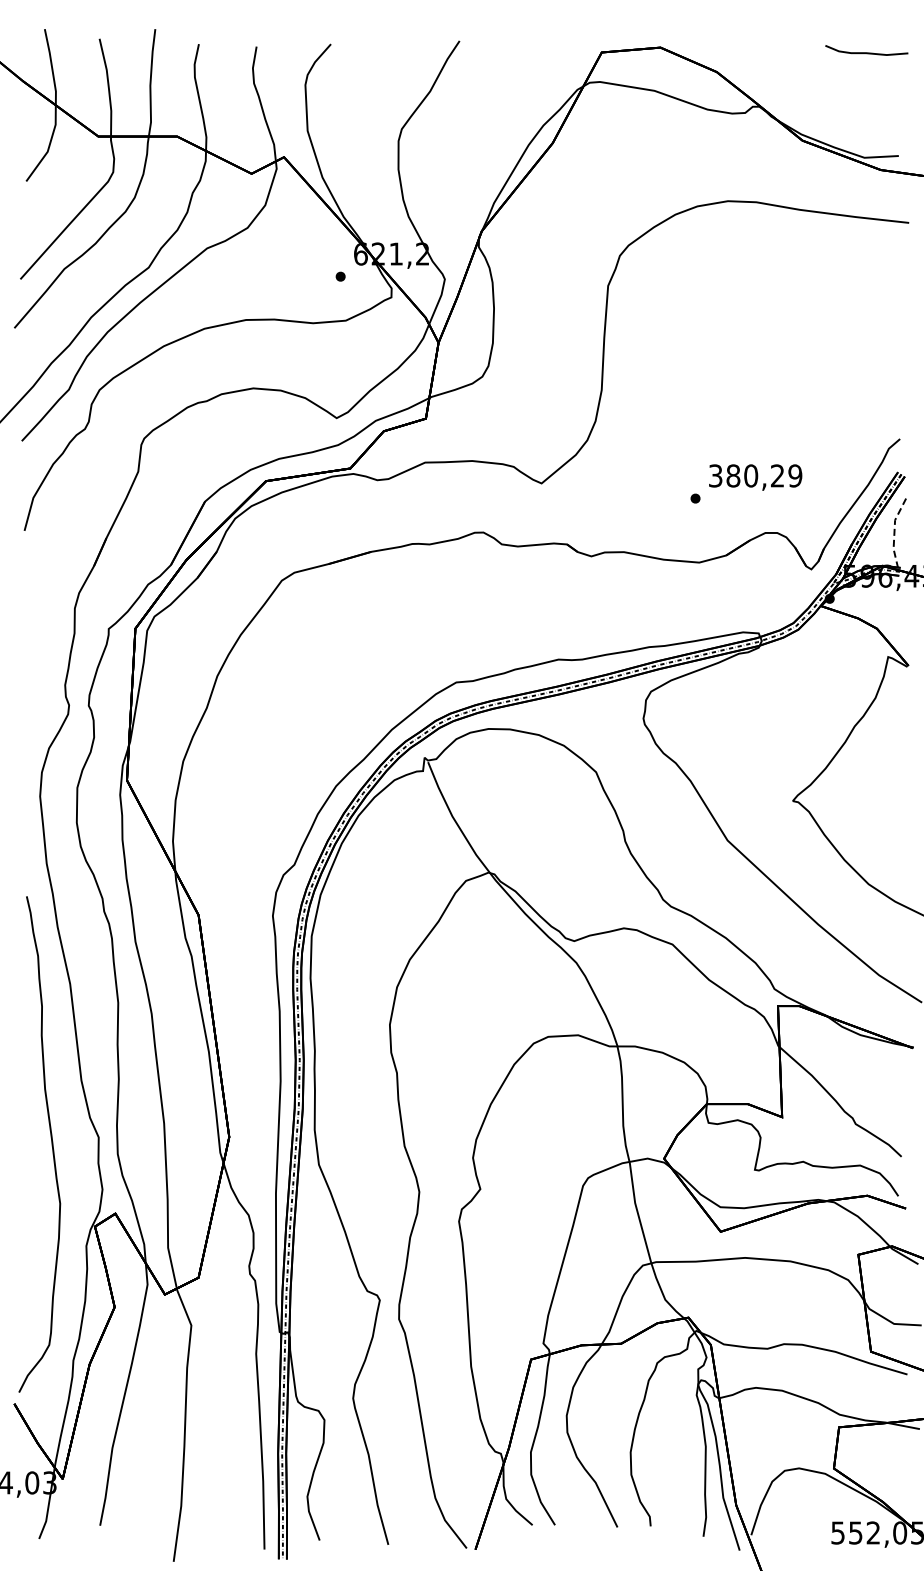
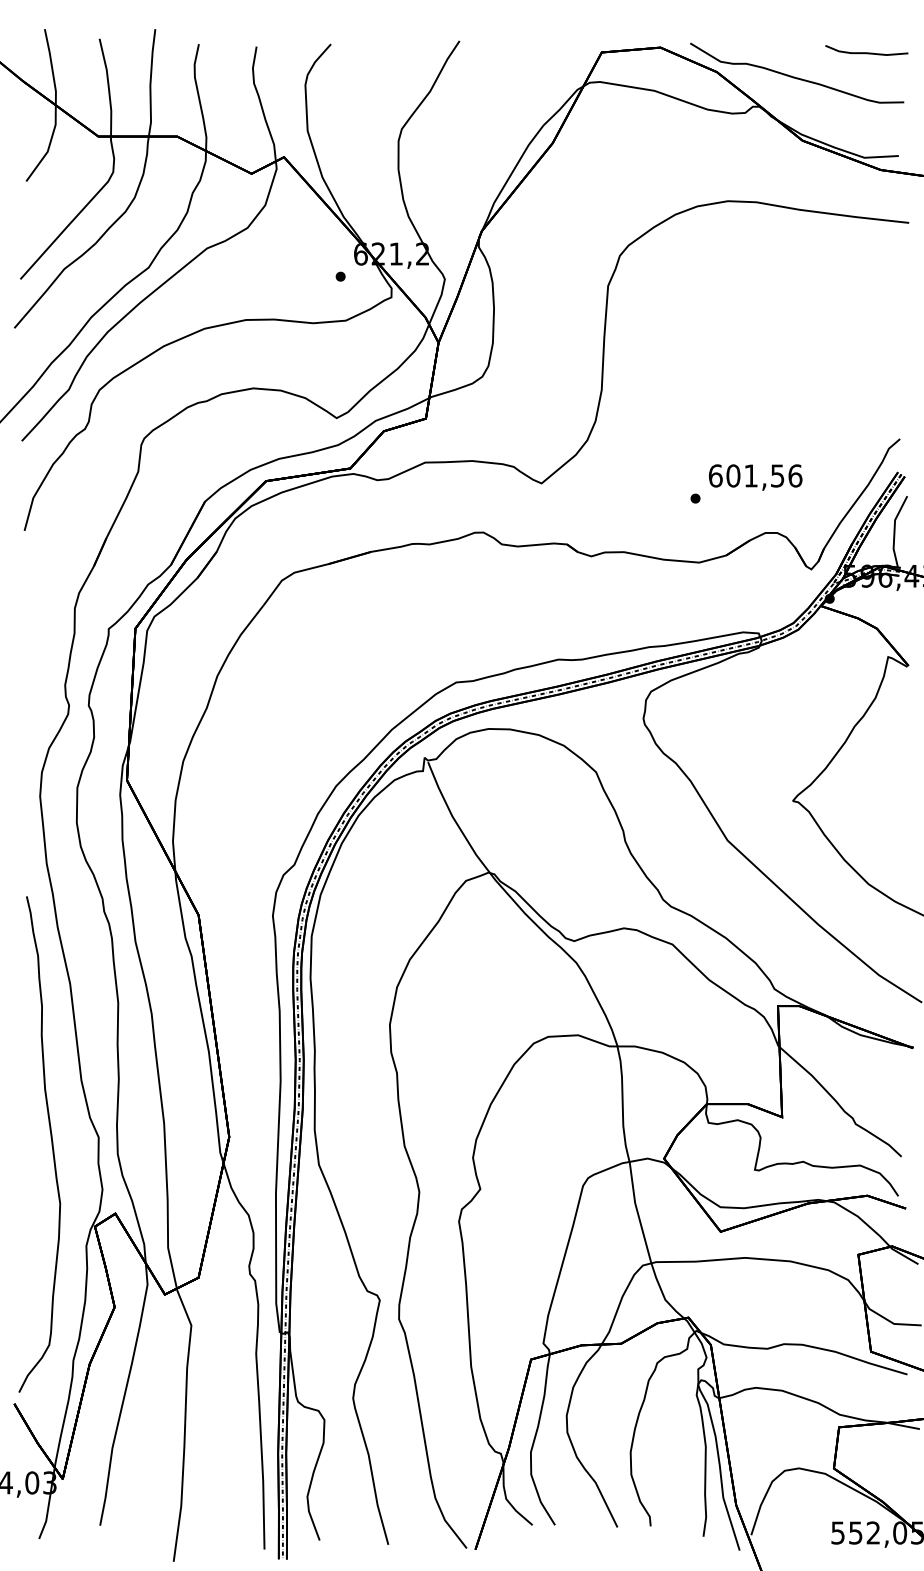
curve: none -> present (794, 76)
text: 380,29 -> 601,56 (755, 475)
line: dashed -> solid (894, 531)
